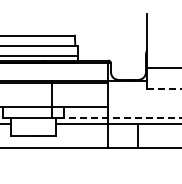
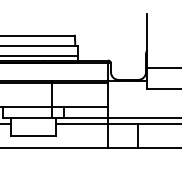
line: dashed -> solid (164, 88)
line: dashed -> solid (116, 118)
